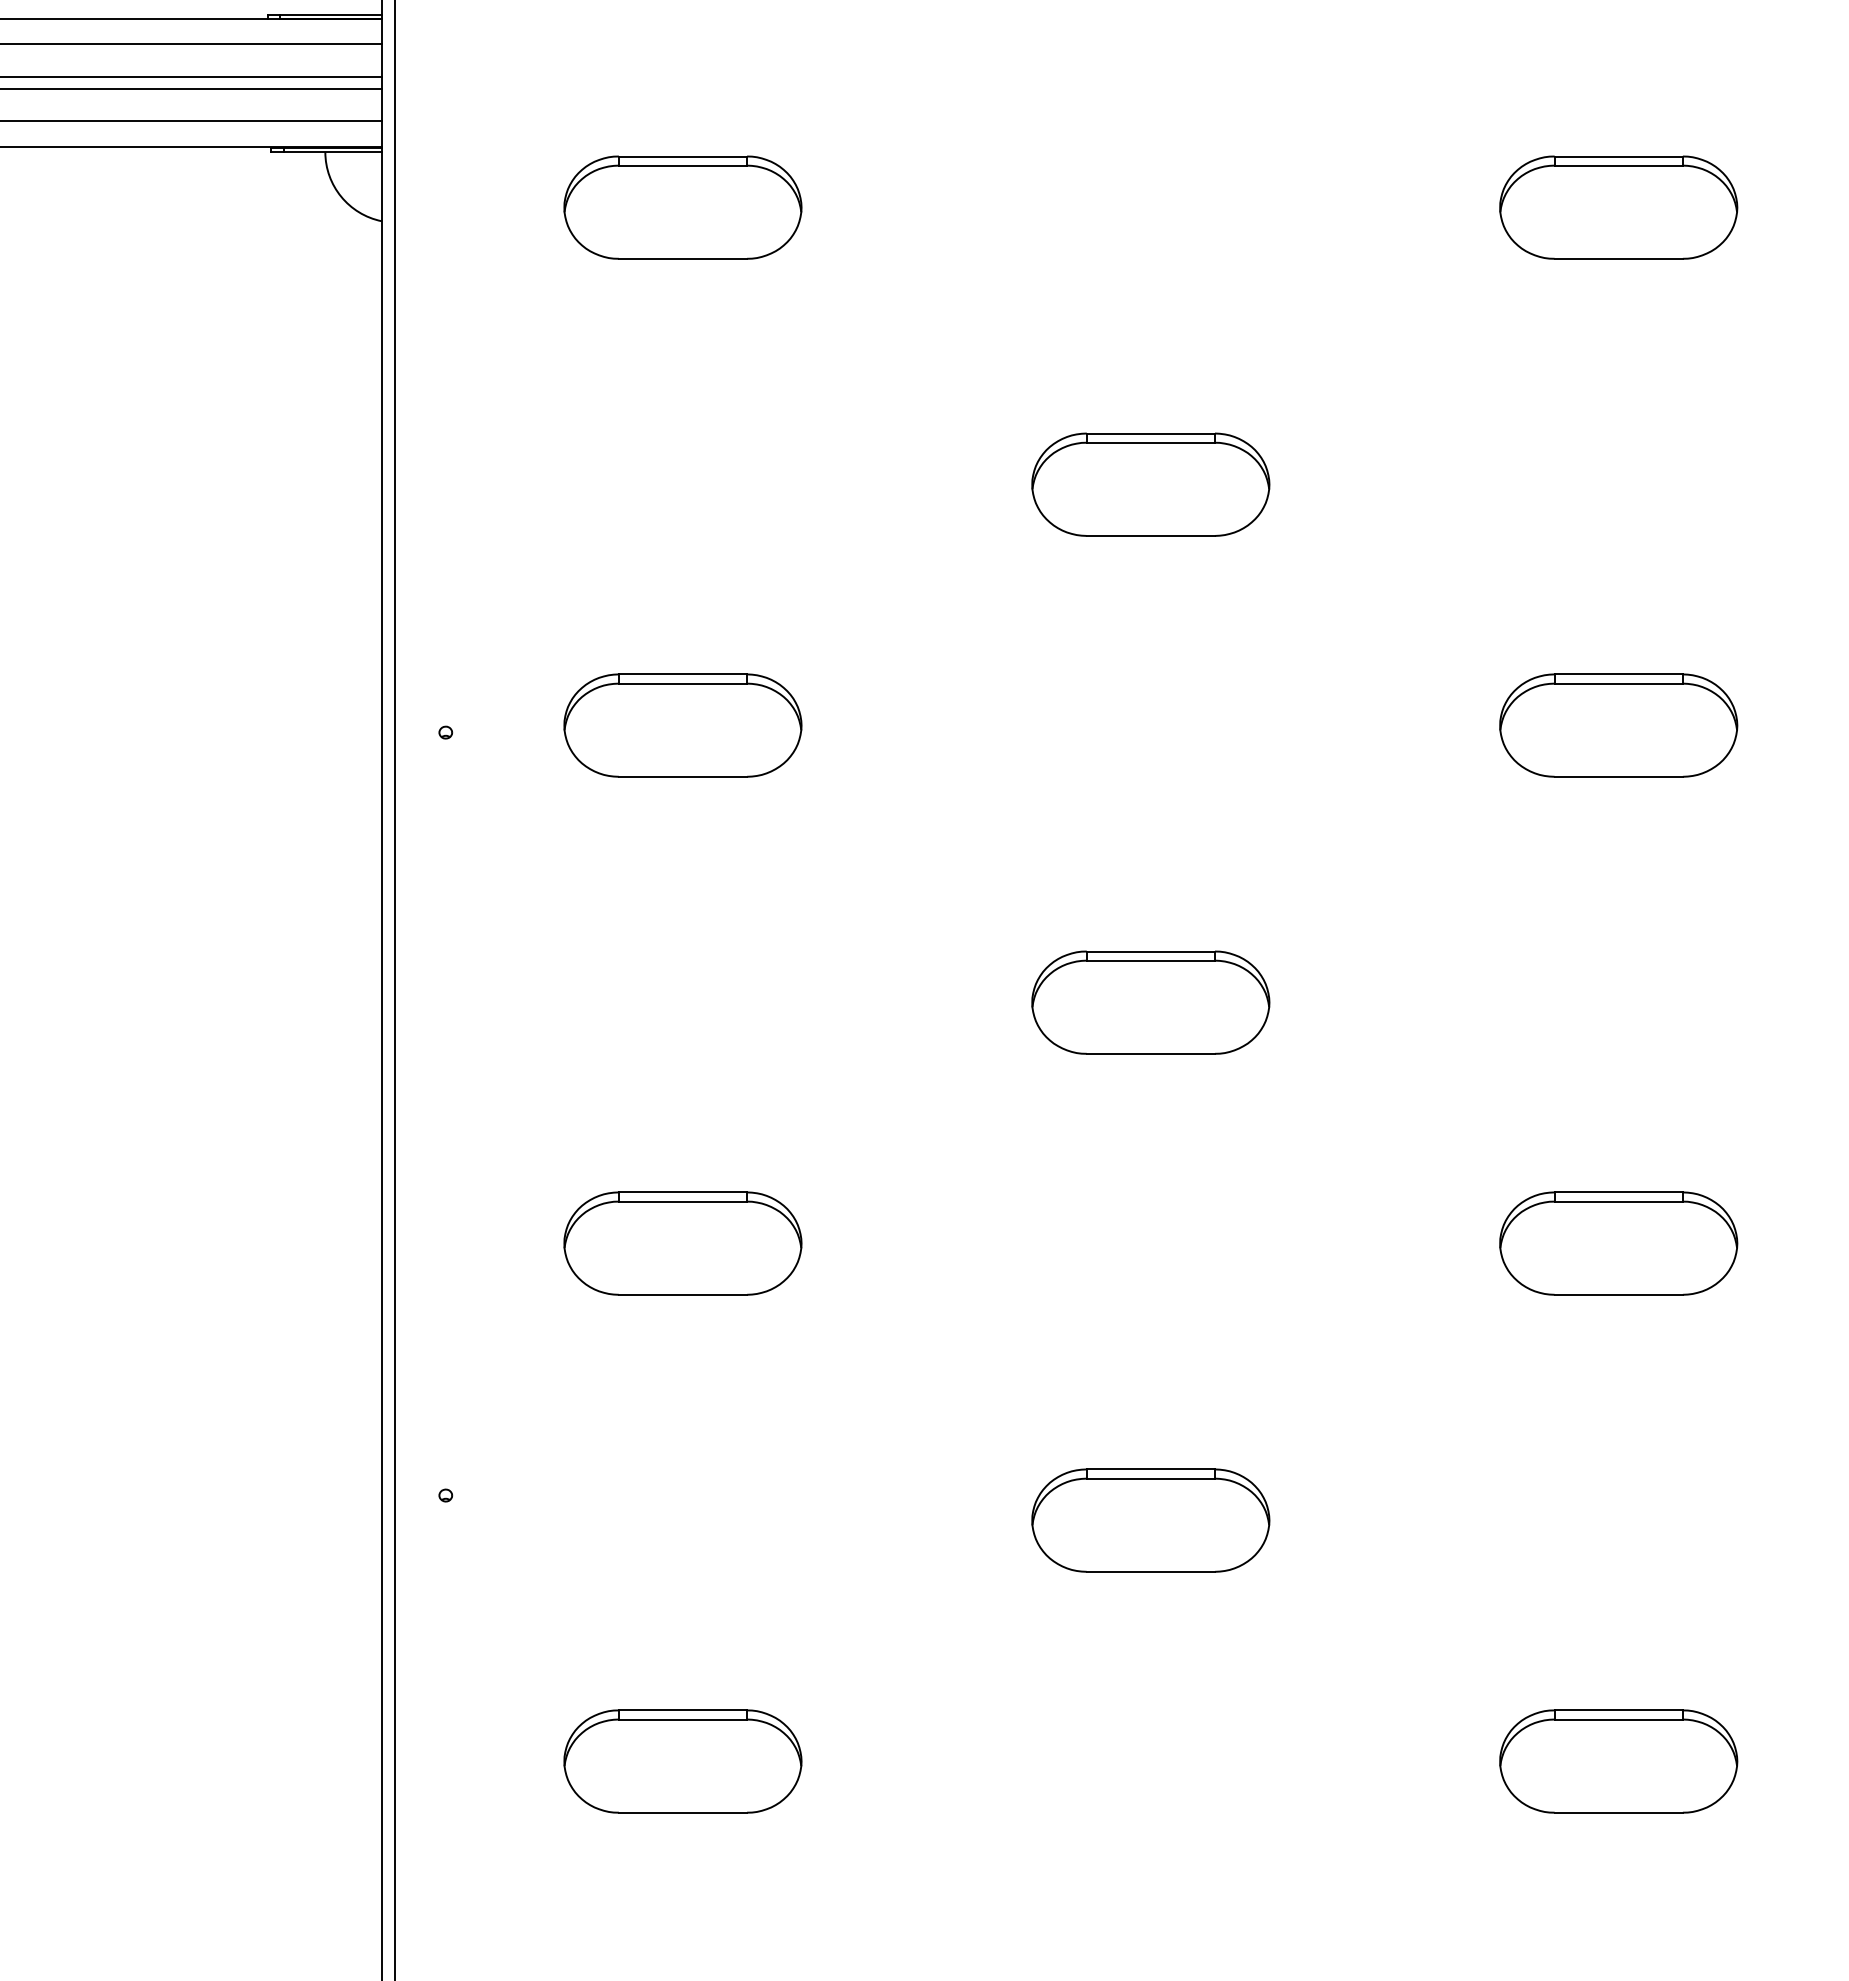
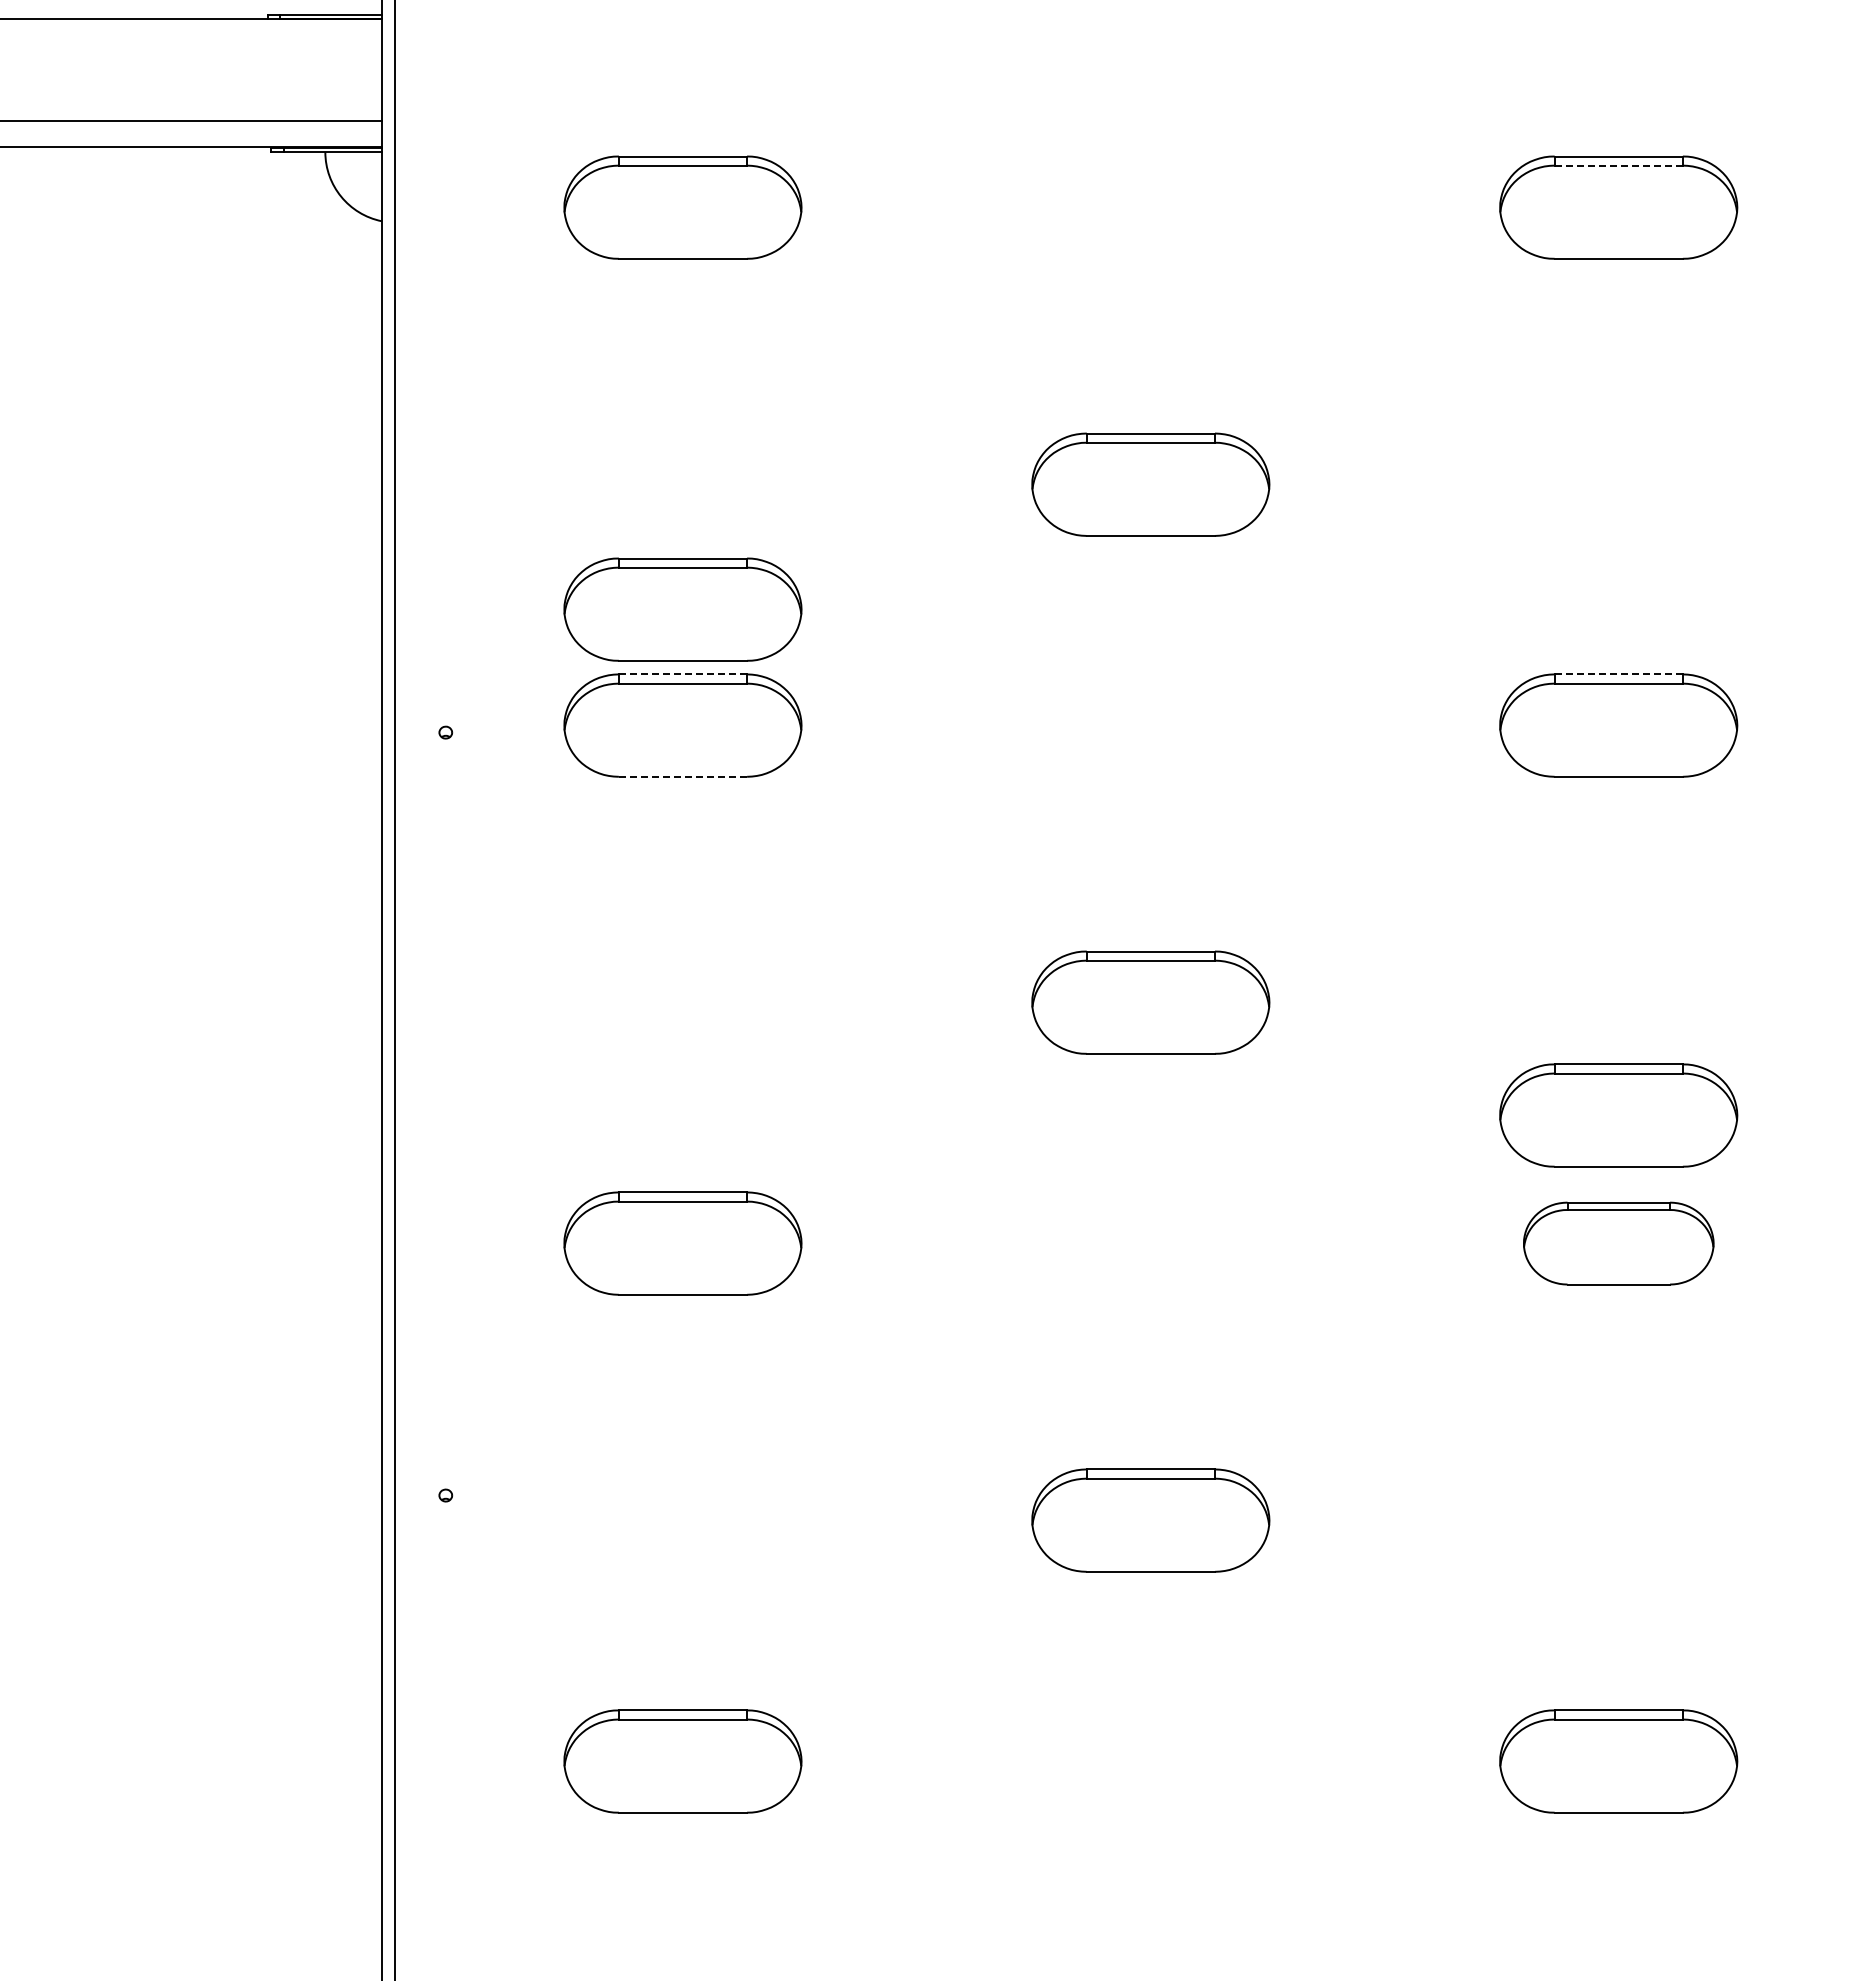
line: present -> none (191, 44)
line: present -> none (191, 77)
line: present -> none (191, 88)
line: solid -> dashed (1618, 165)
part: none -> present (682, 609)
line: solid -> dashed (683, 674)
line: solid -> dashed (1618, 674)
line: solid -> dashed (683, 776)
part: none -> present (1618, 1115)
part size: 240x105 px -> 192x85 px (1618, 1243)
